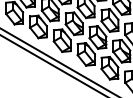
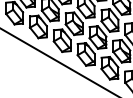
line: present -> none (52, 65)
